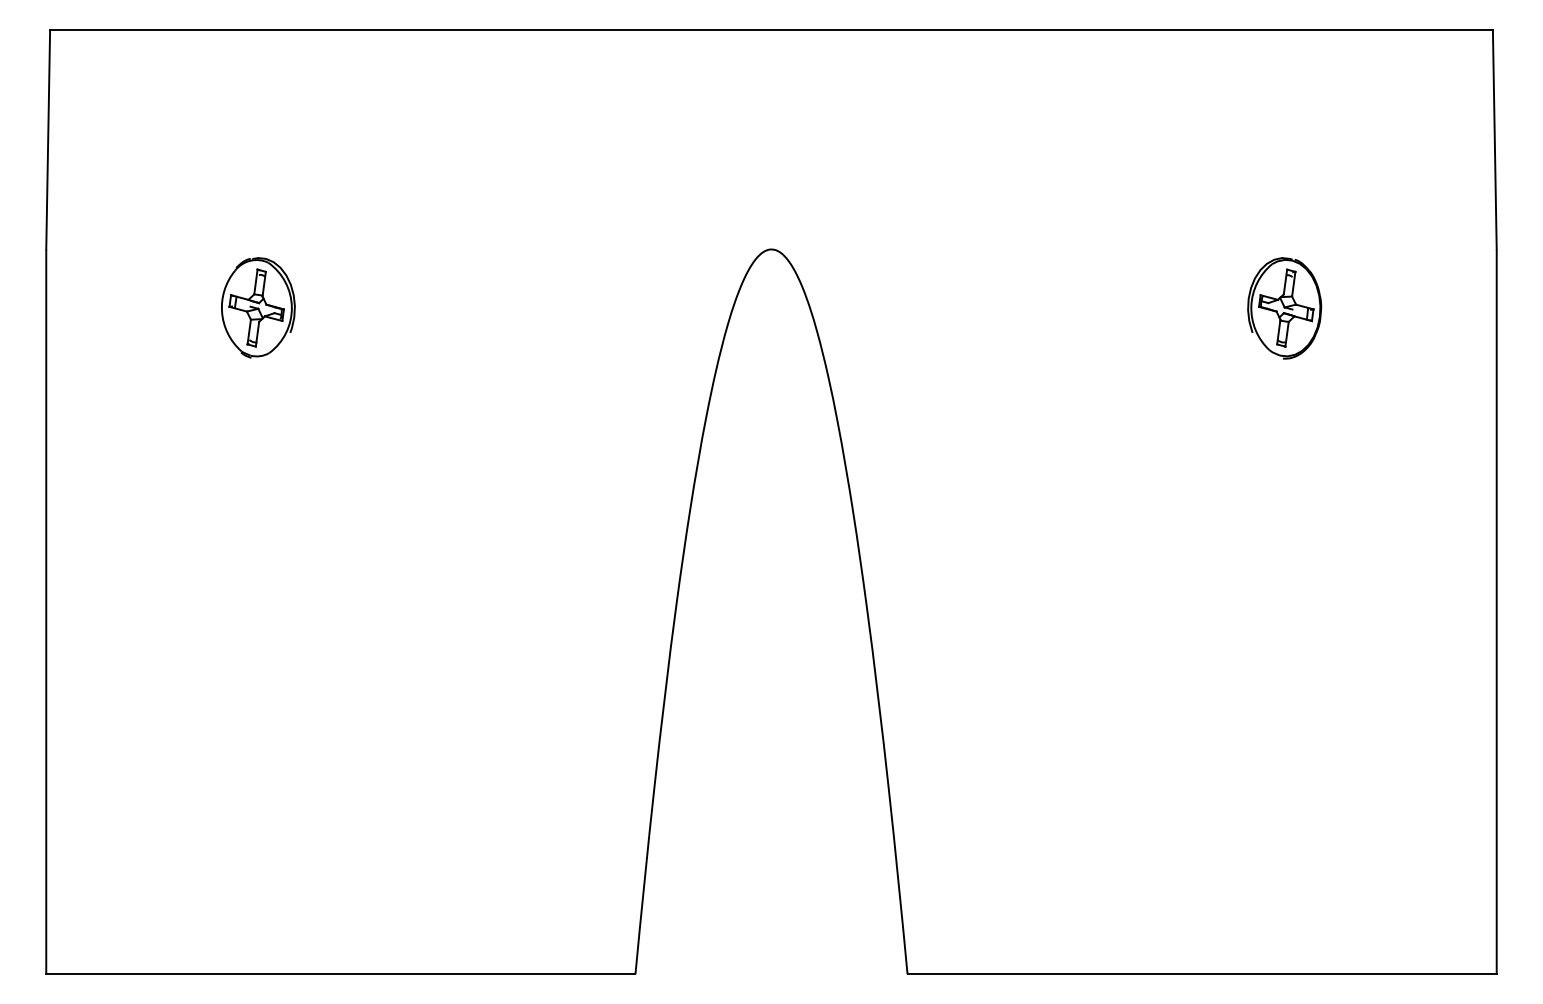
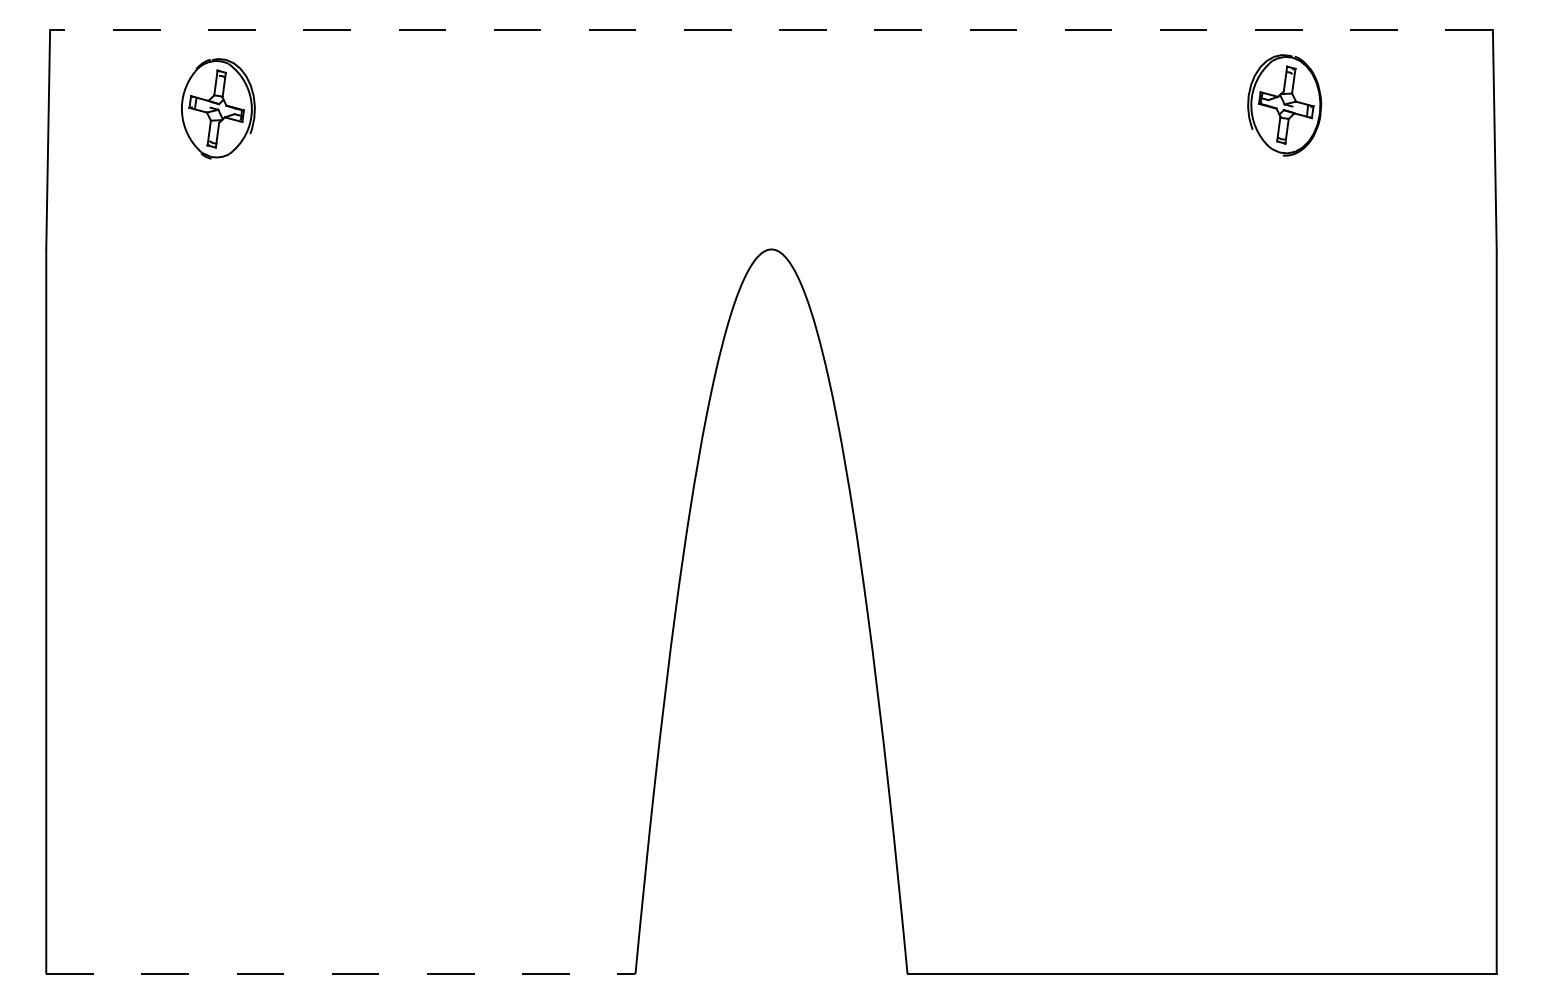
line: solid -> dashed (771, 29)
part position: (258, 307) -> (218, 108) (218, 108)
part position: (1284, 308) -> (1284, 105) (1284, 105)
line: solid -> dashed (340, 974)
